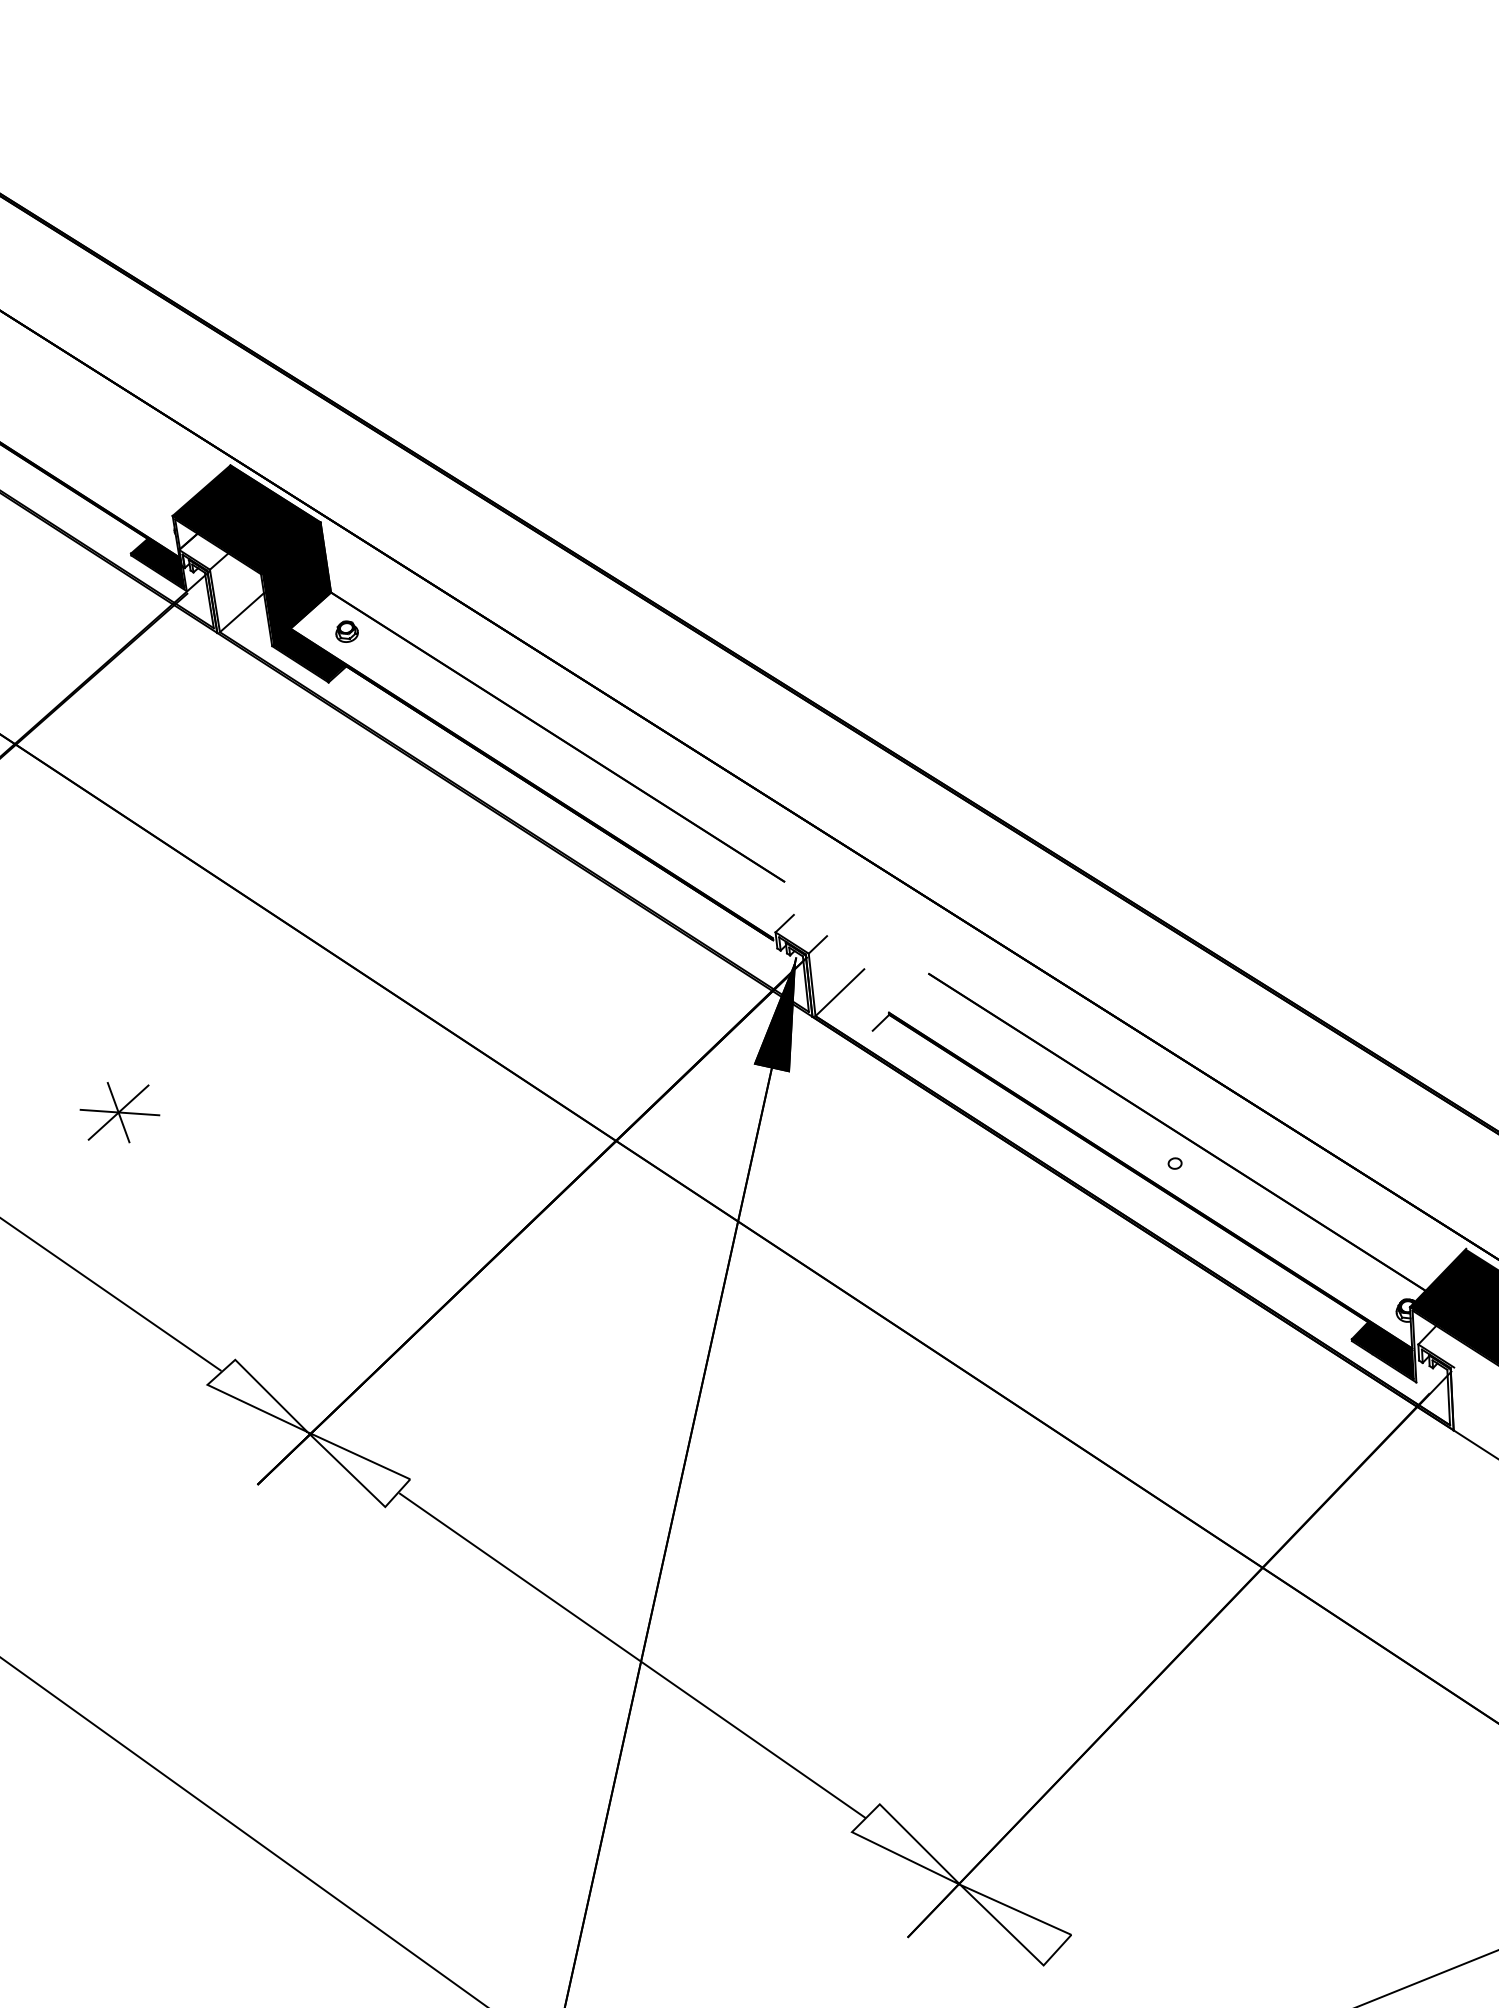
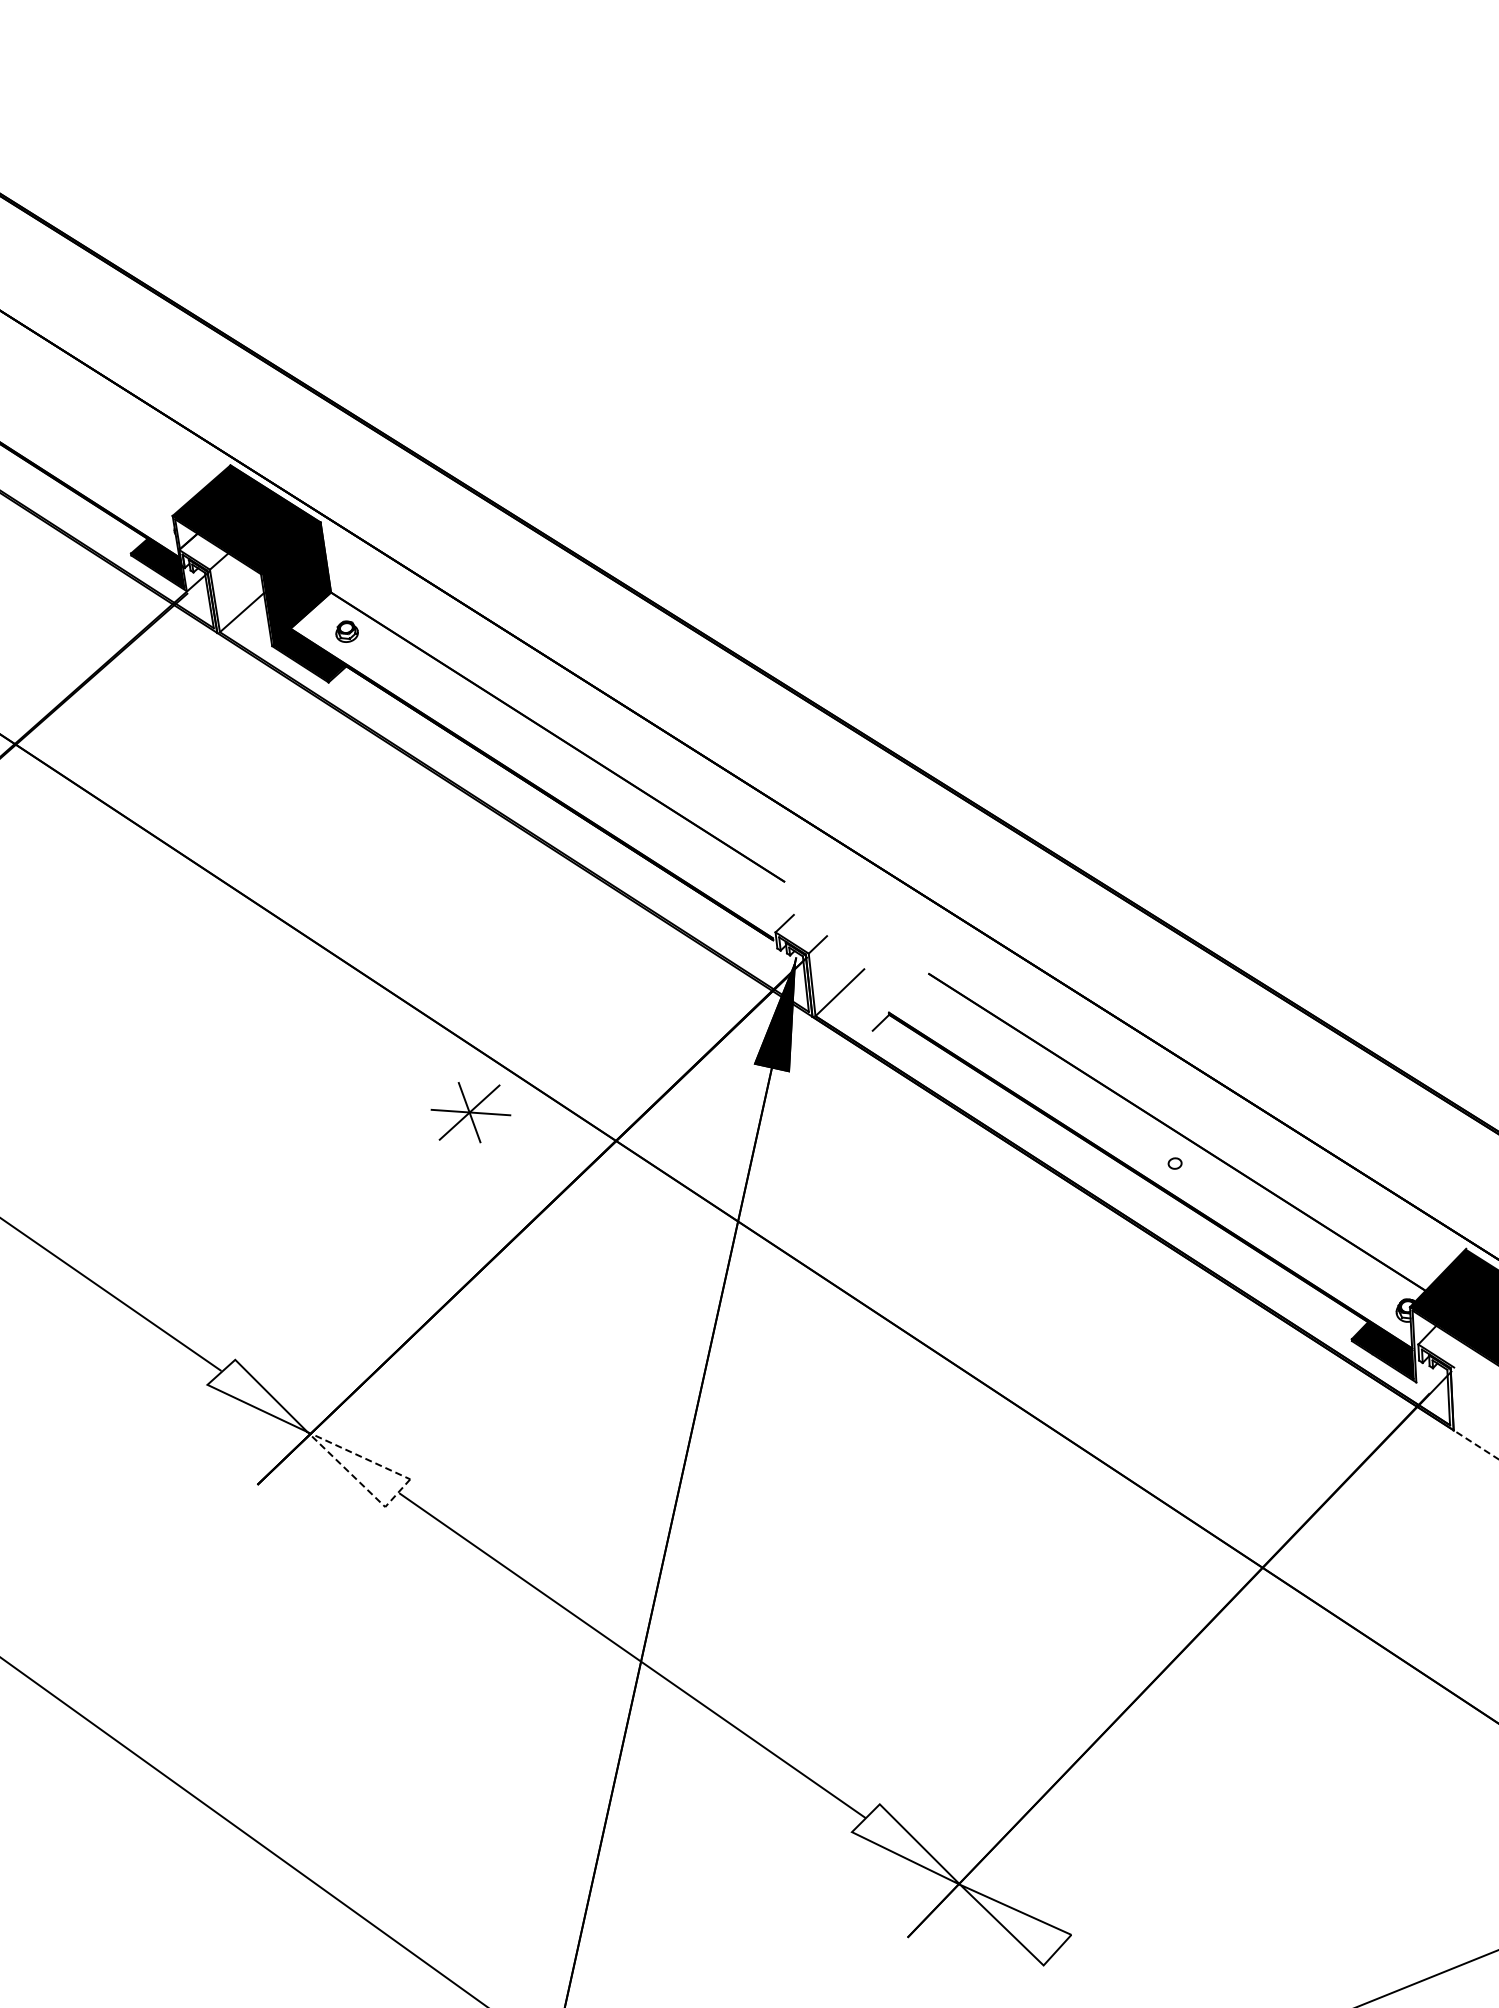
part position: (119, 1112) -> (470, 1112) (470, 1112)
line: solid -> dashed (319, 1443)
line: solid -> dashed (1475, 1444)
